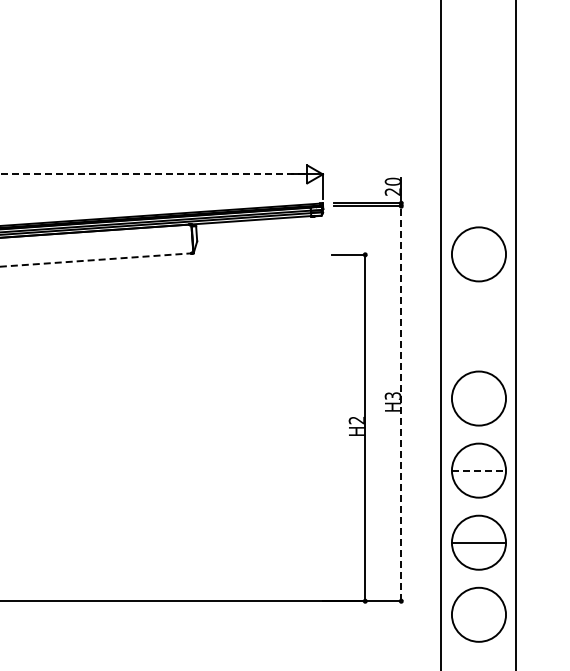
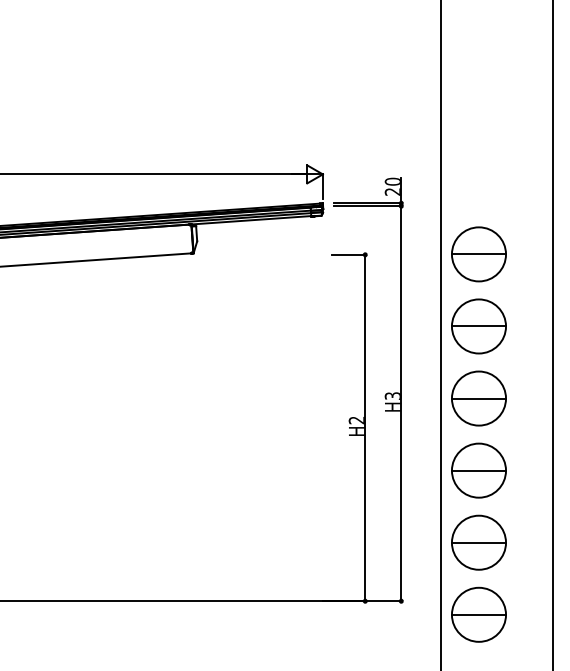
line: dashed -> solid (151, 174)
line: none -> present (478, 254)
line: dashed -> solid (96, 259)
part: none -> present (478, 326)
line position: (515, 334) -> (552, 334) (552, 334)
line: none -> present (478, 398)
line: dashed -> solid (401, 403)
line: dashed -> solid (479, 470)
line: none -> present (478, 614)
